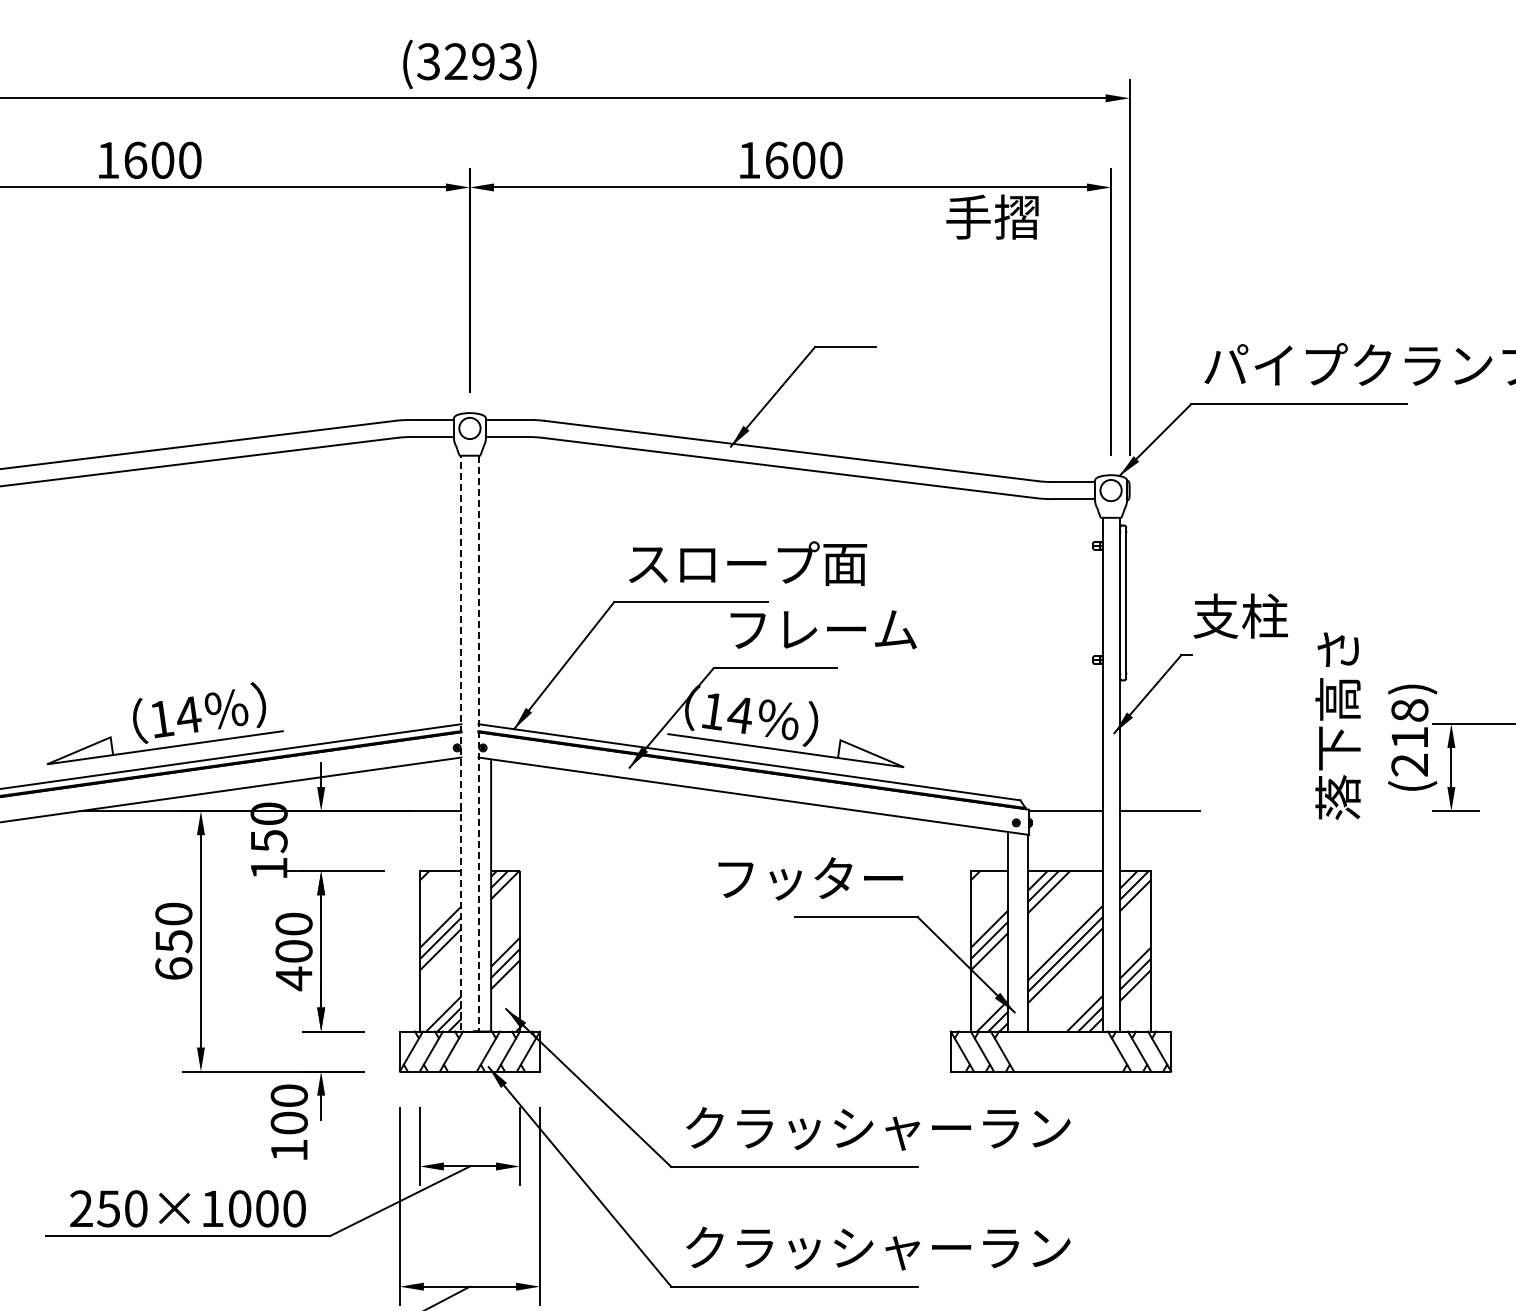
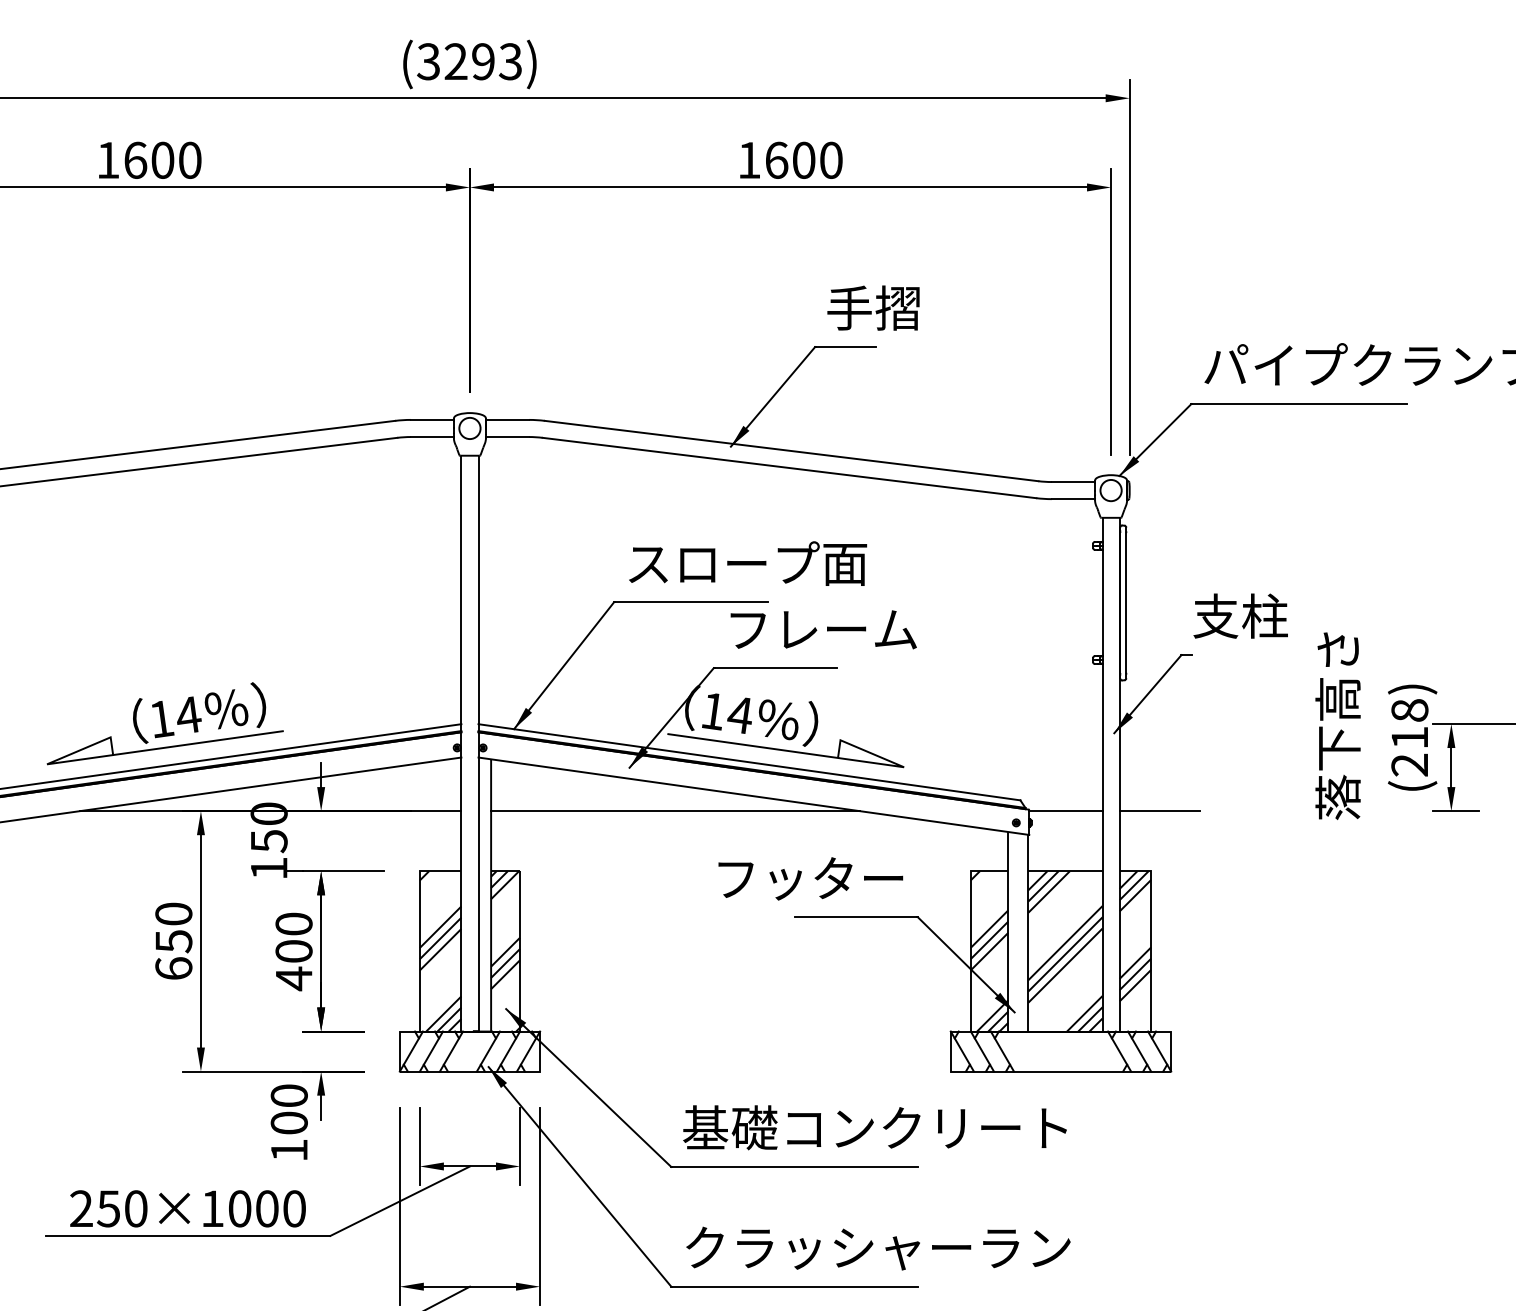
text position: (992, 216) -> (873, 307) (873, 307)
line: none -> present (675, 811)
line: dashed -> solid (469, 1031)
text: クラッシャーラン -> 基礎コンクリート (876, 1127)
